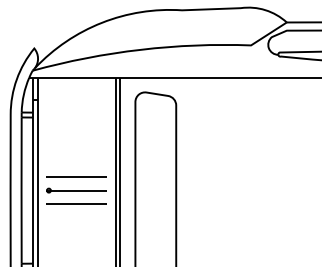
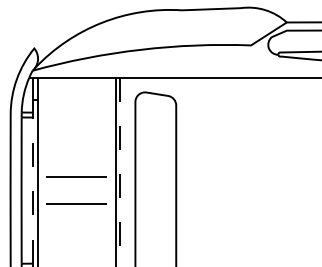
line: solid -> dashed (120, 172)
line: solid -> dashed (32, 190)
part: present -> none (76, 190)
